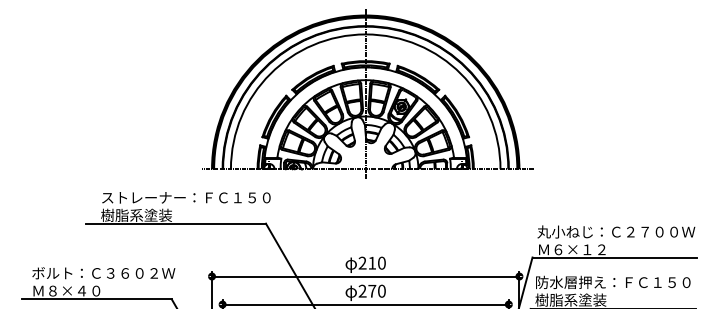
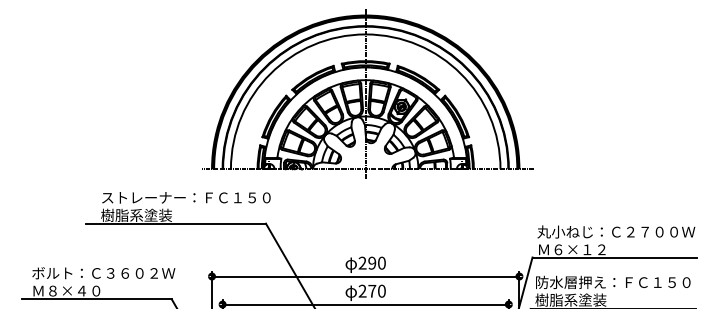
text: 210 -> 290 (372, 262)
